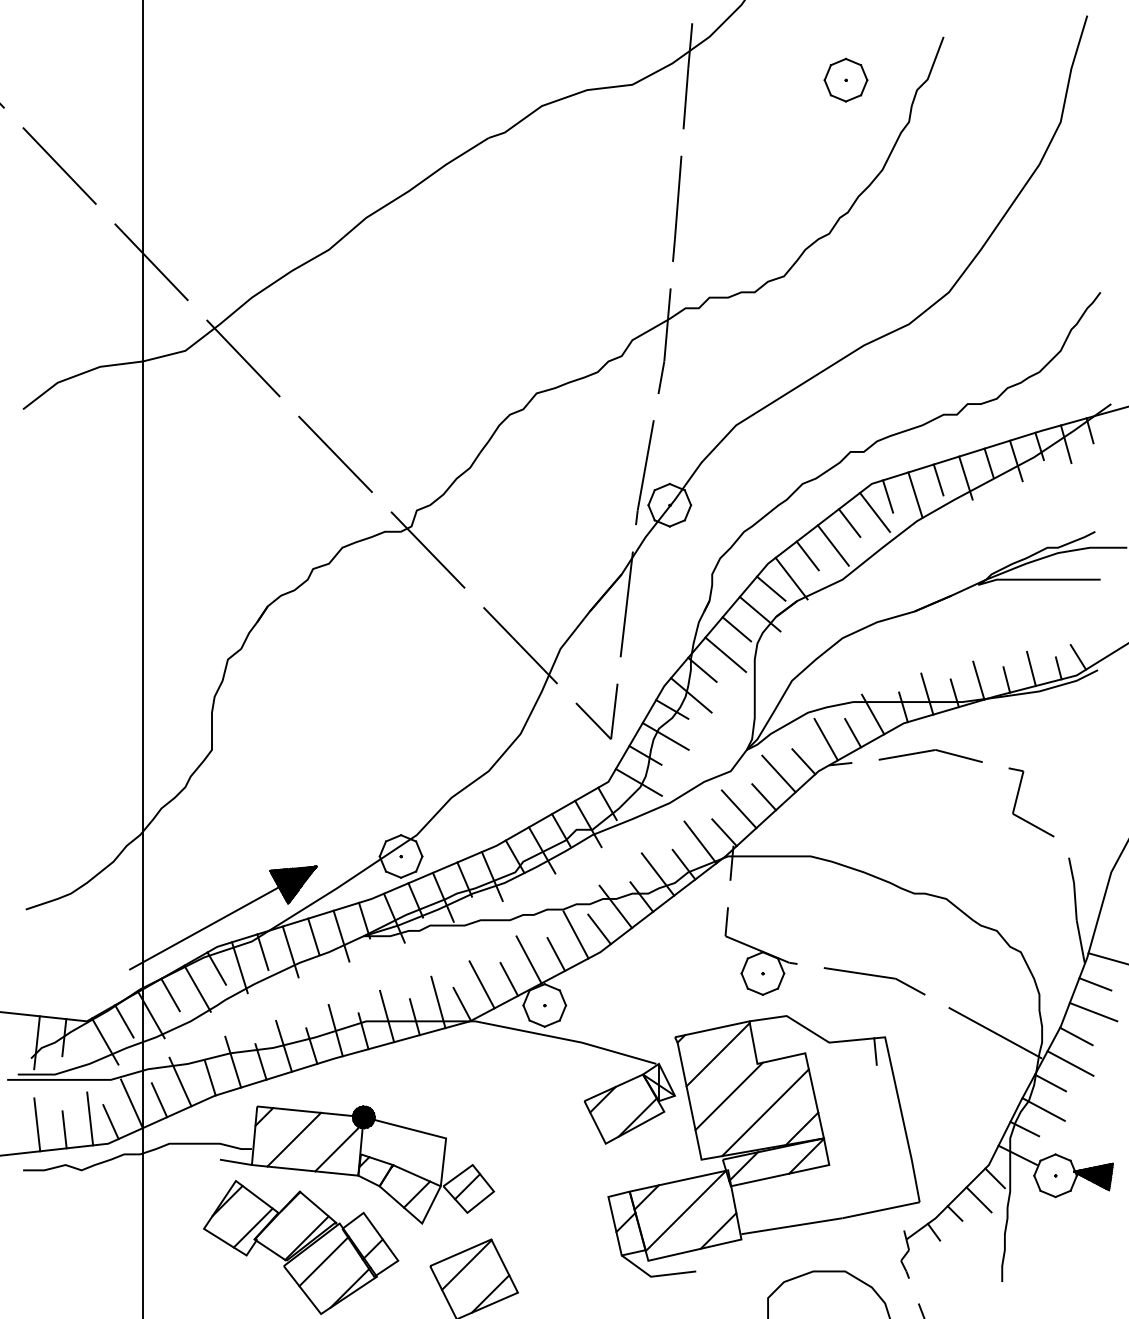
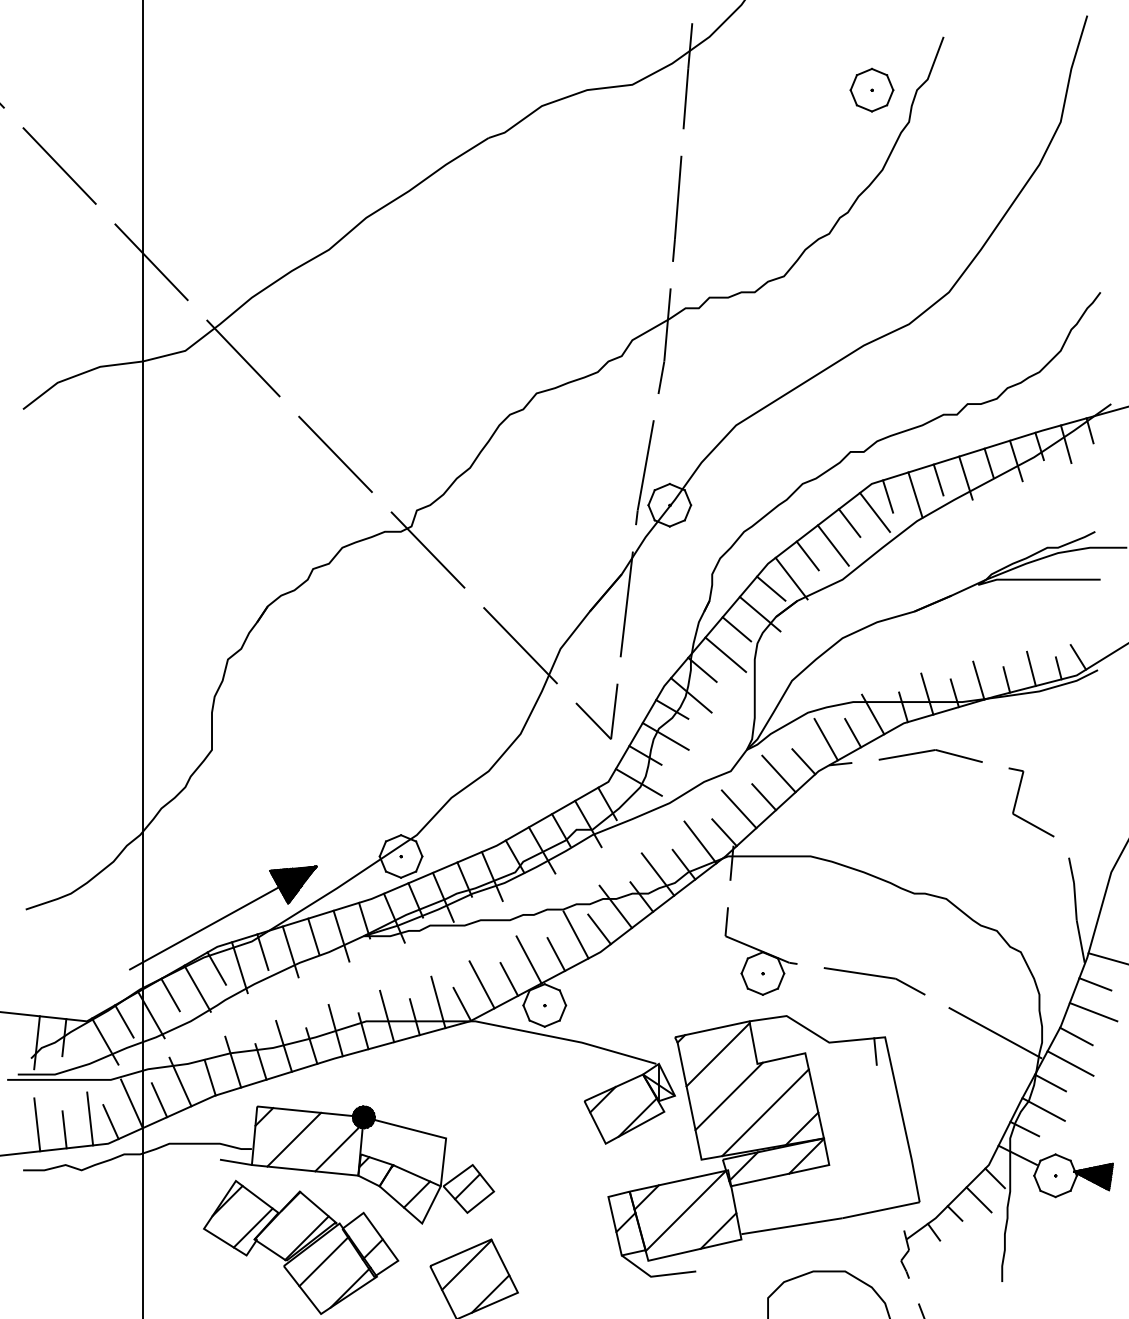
part position: (845, 79) -> (871, 89) (871, 89)
